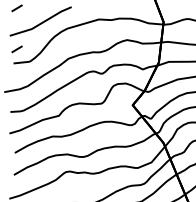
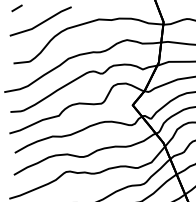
line: present -> none (16, 49)
